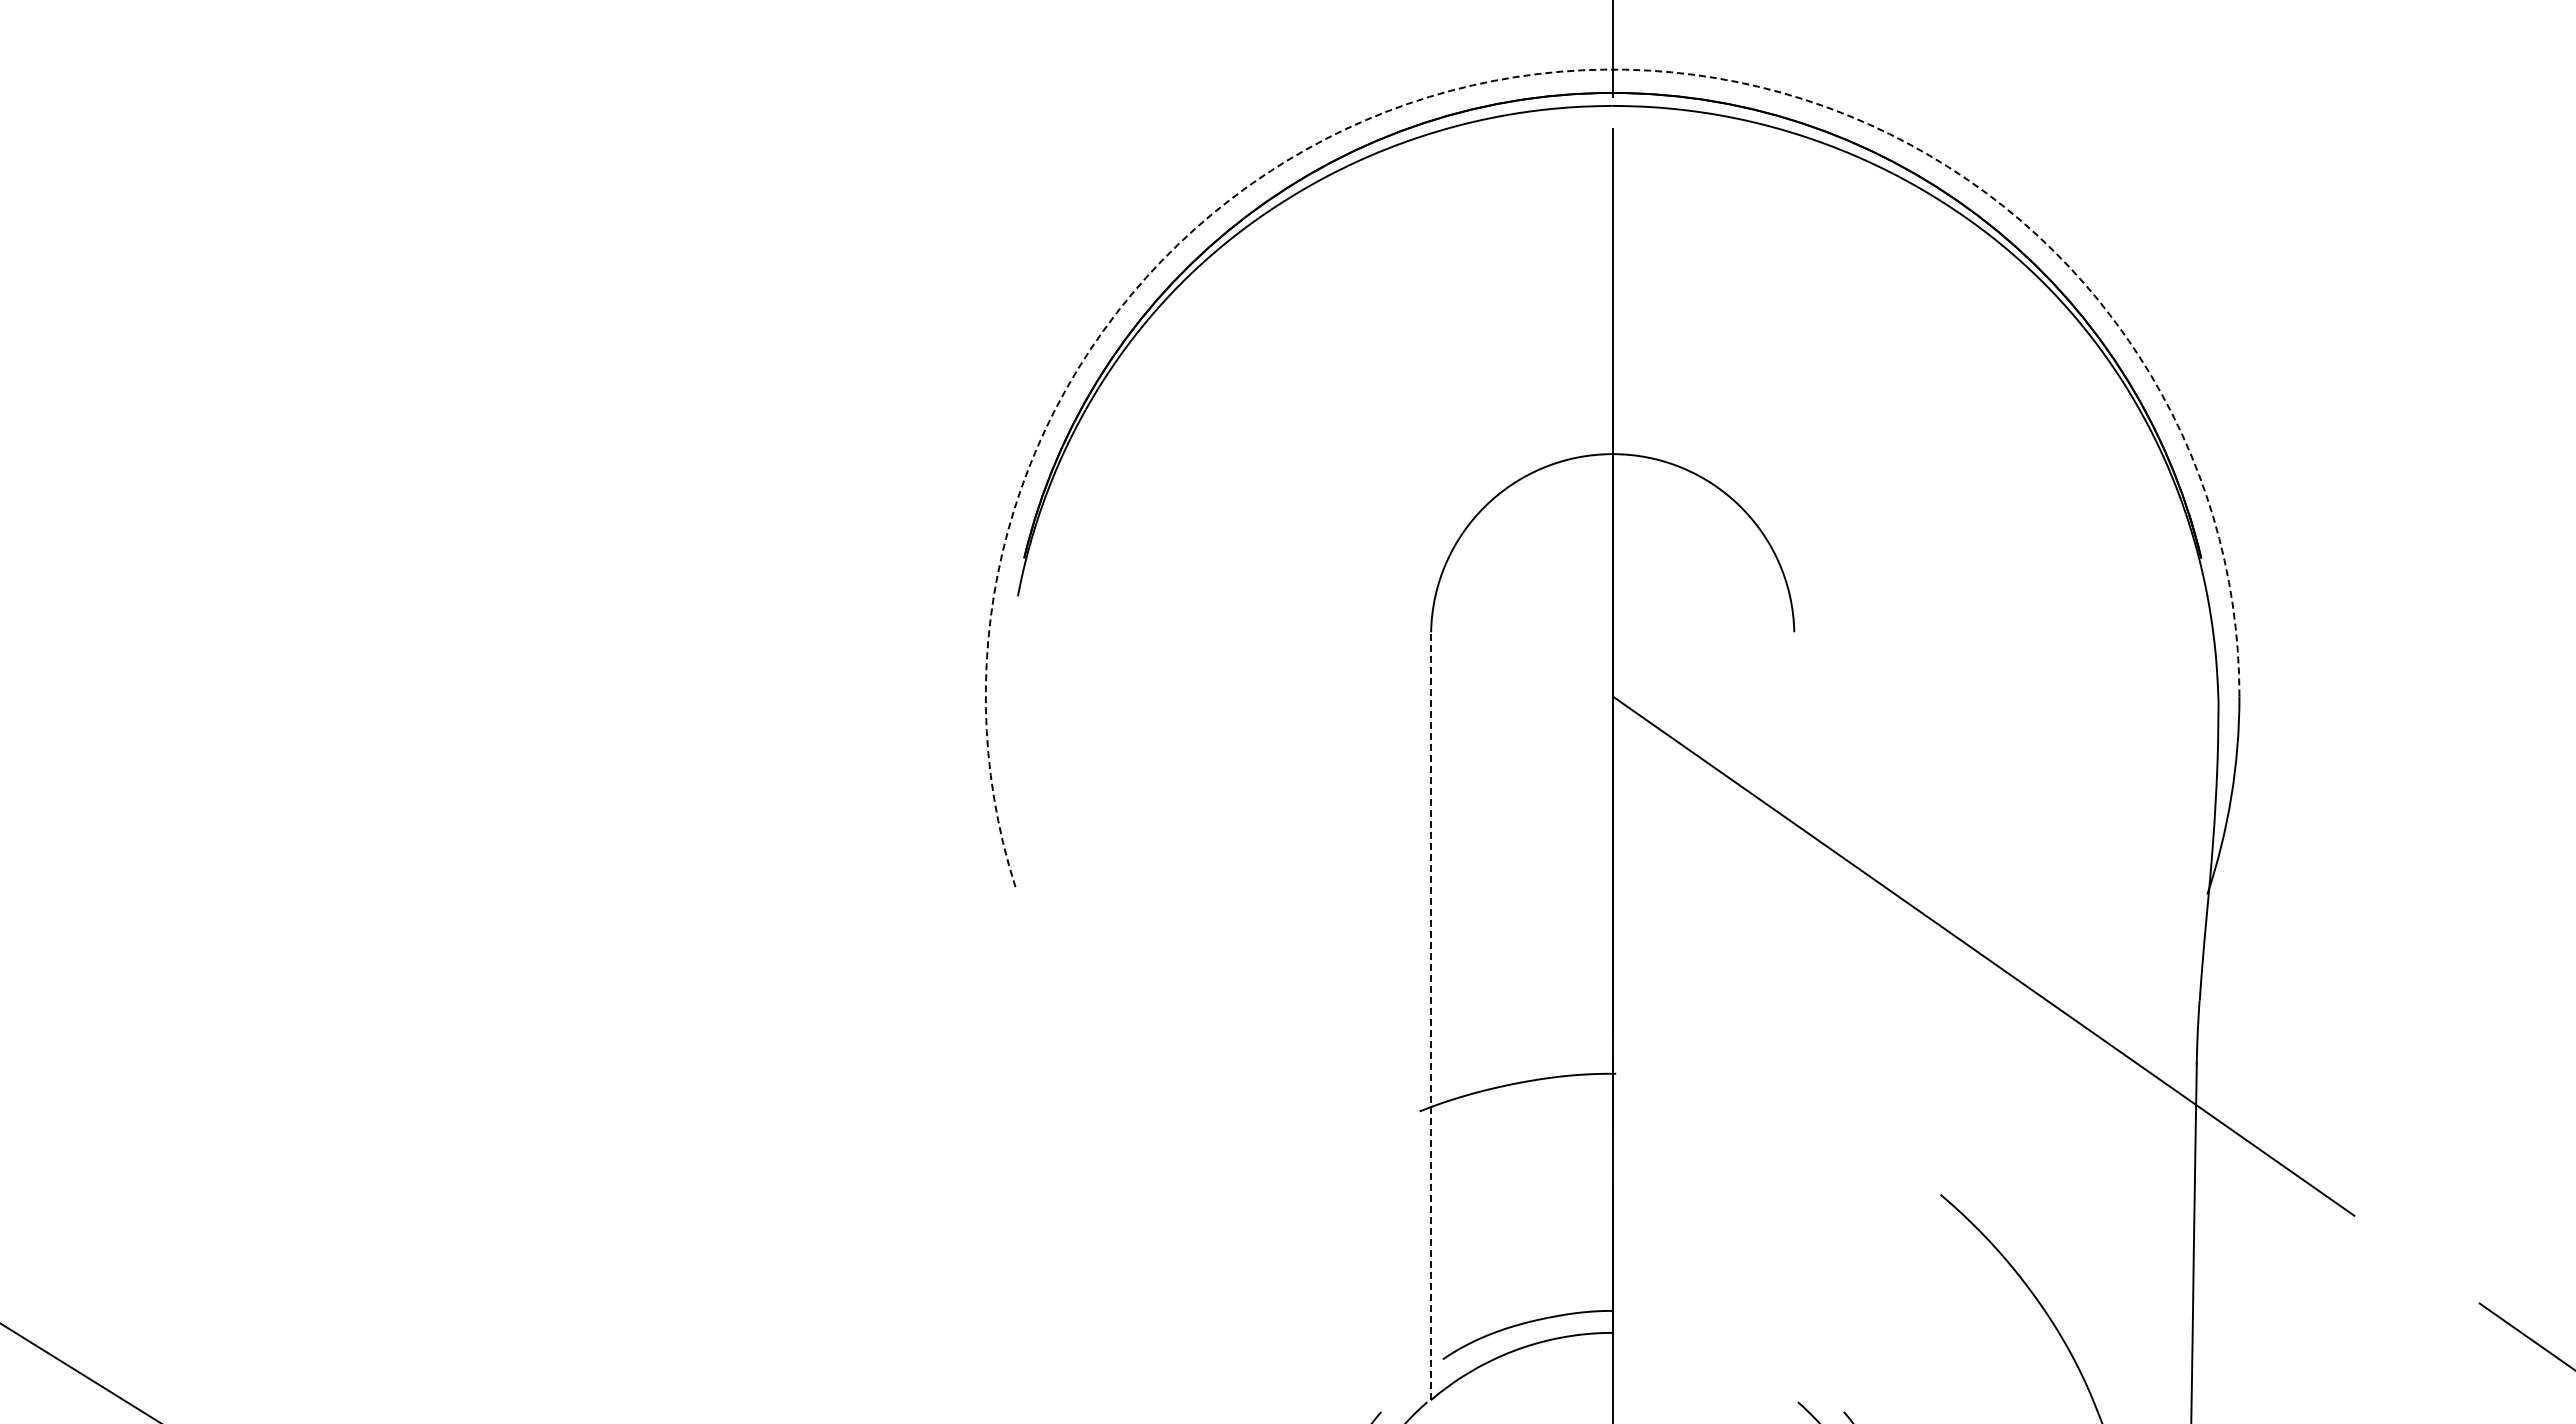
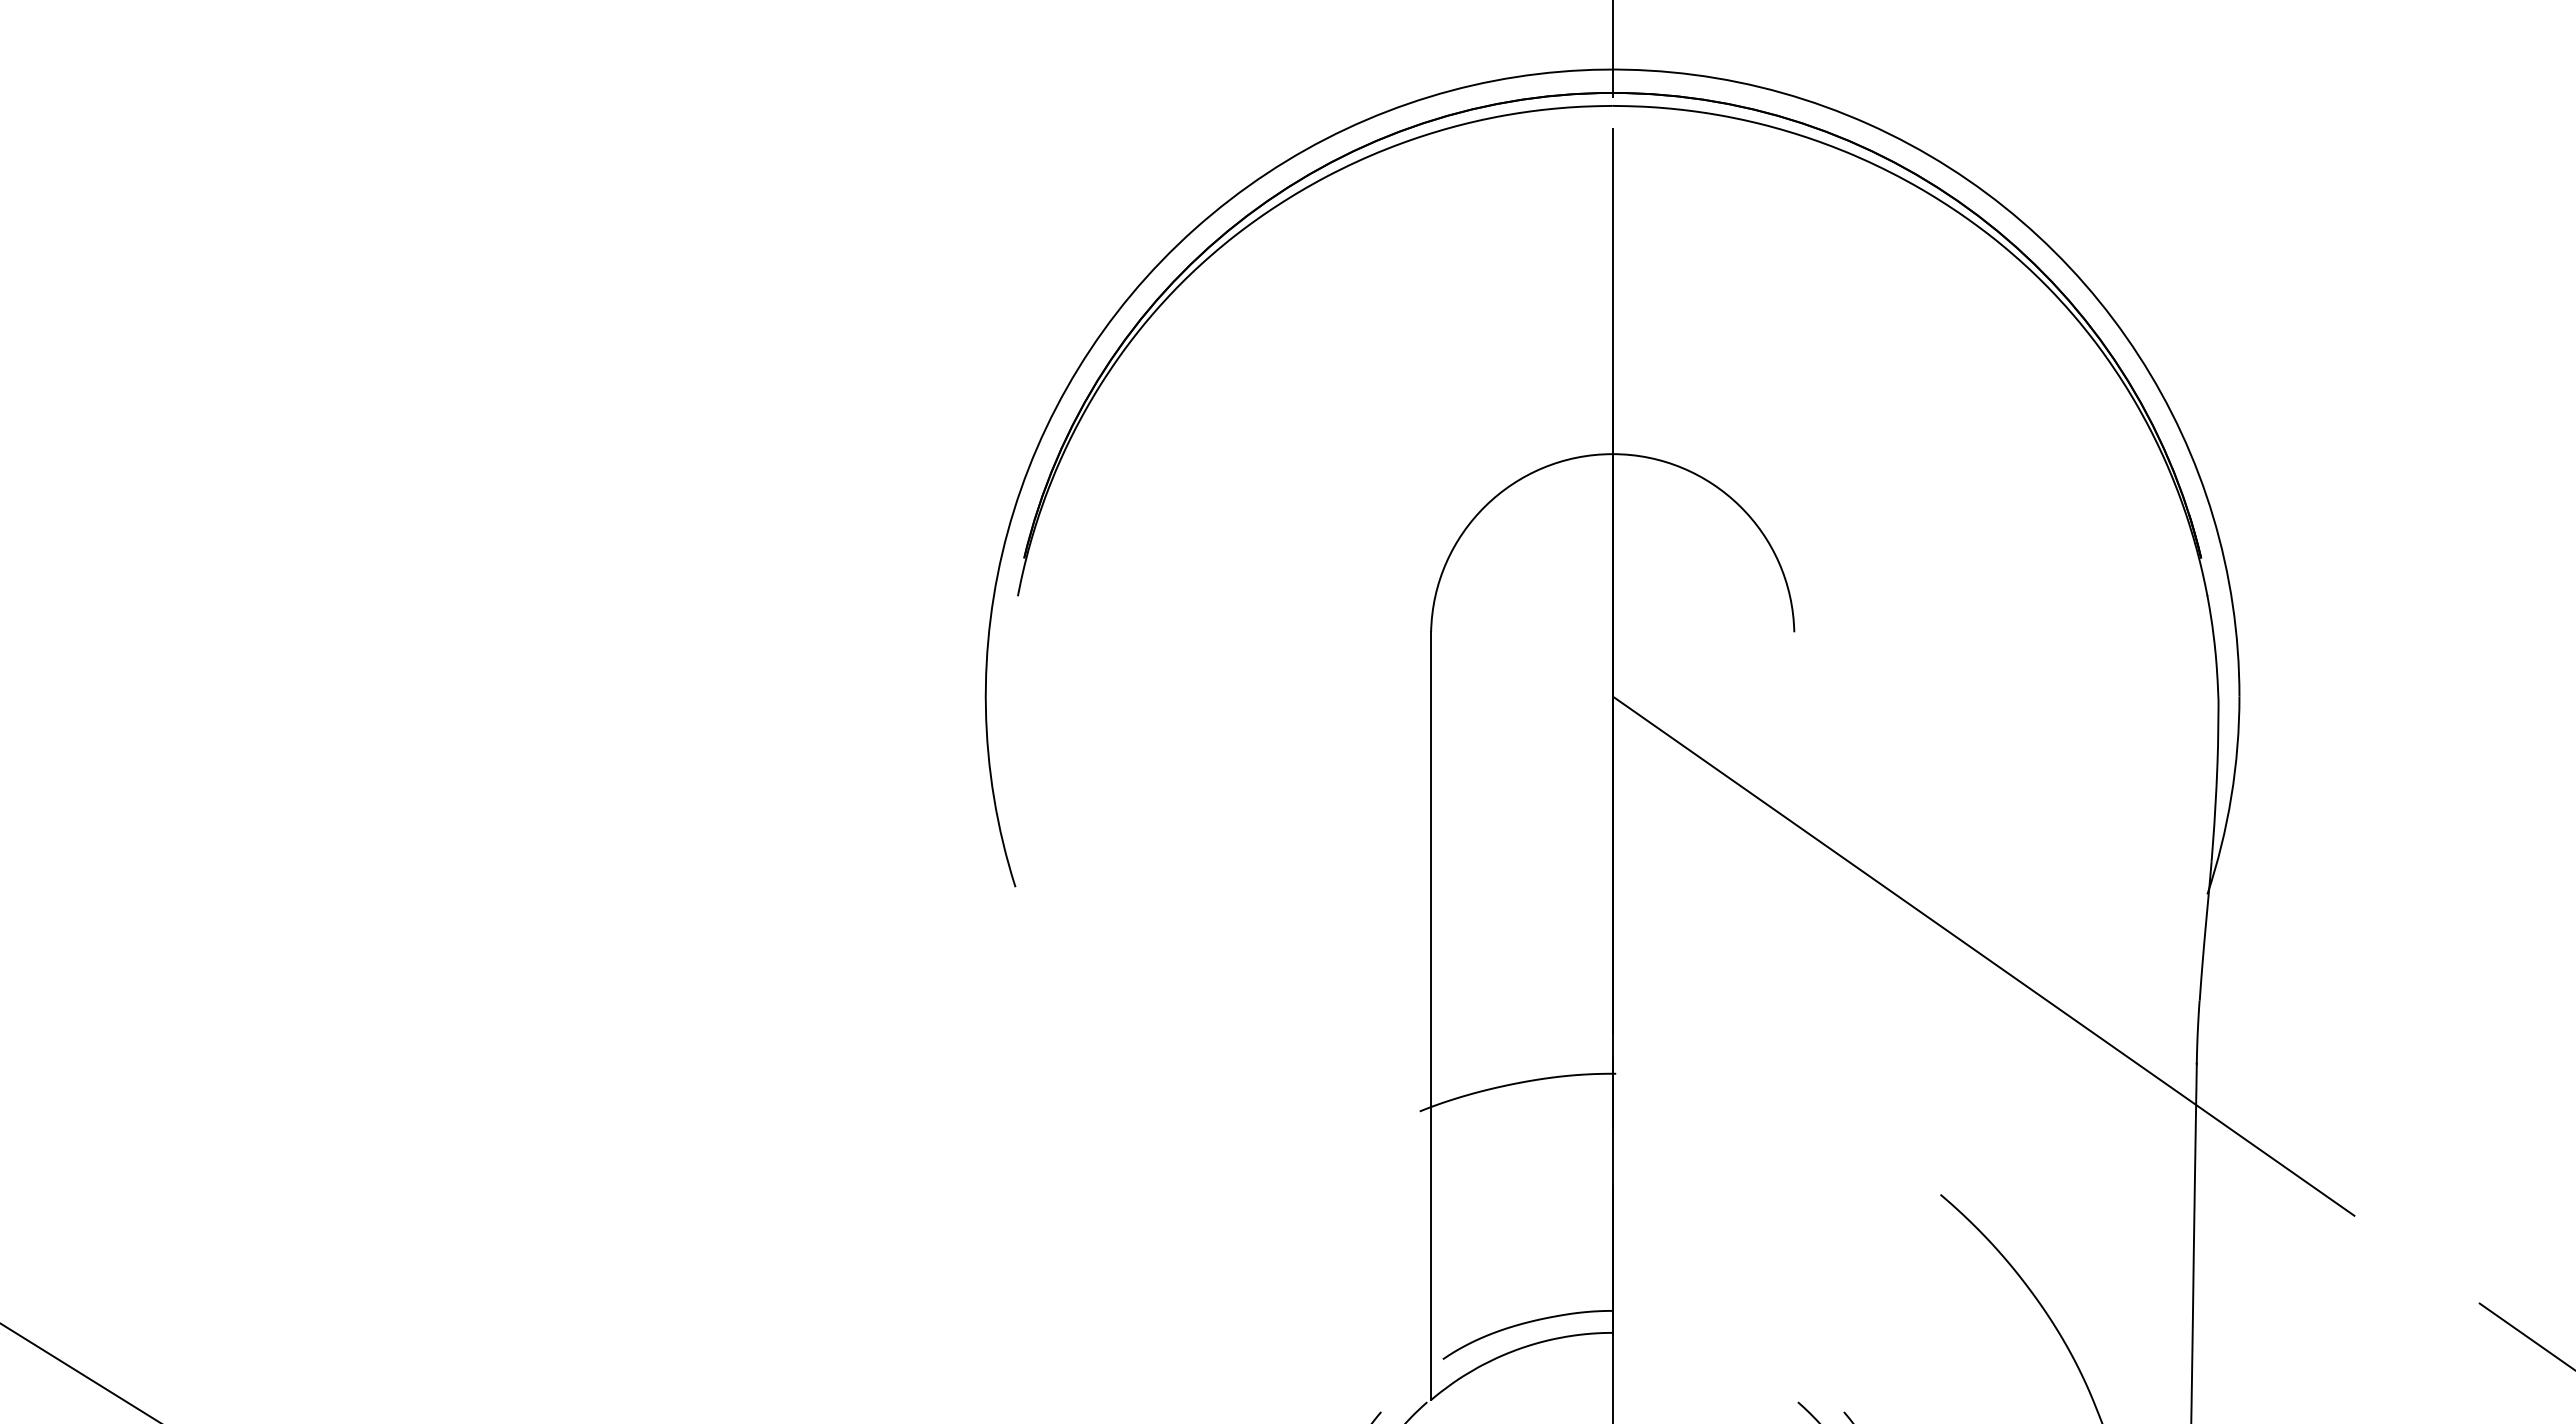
arc: dashed -> solid (1516, 77)
line: dashed -> solid (1431, 1016)
